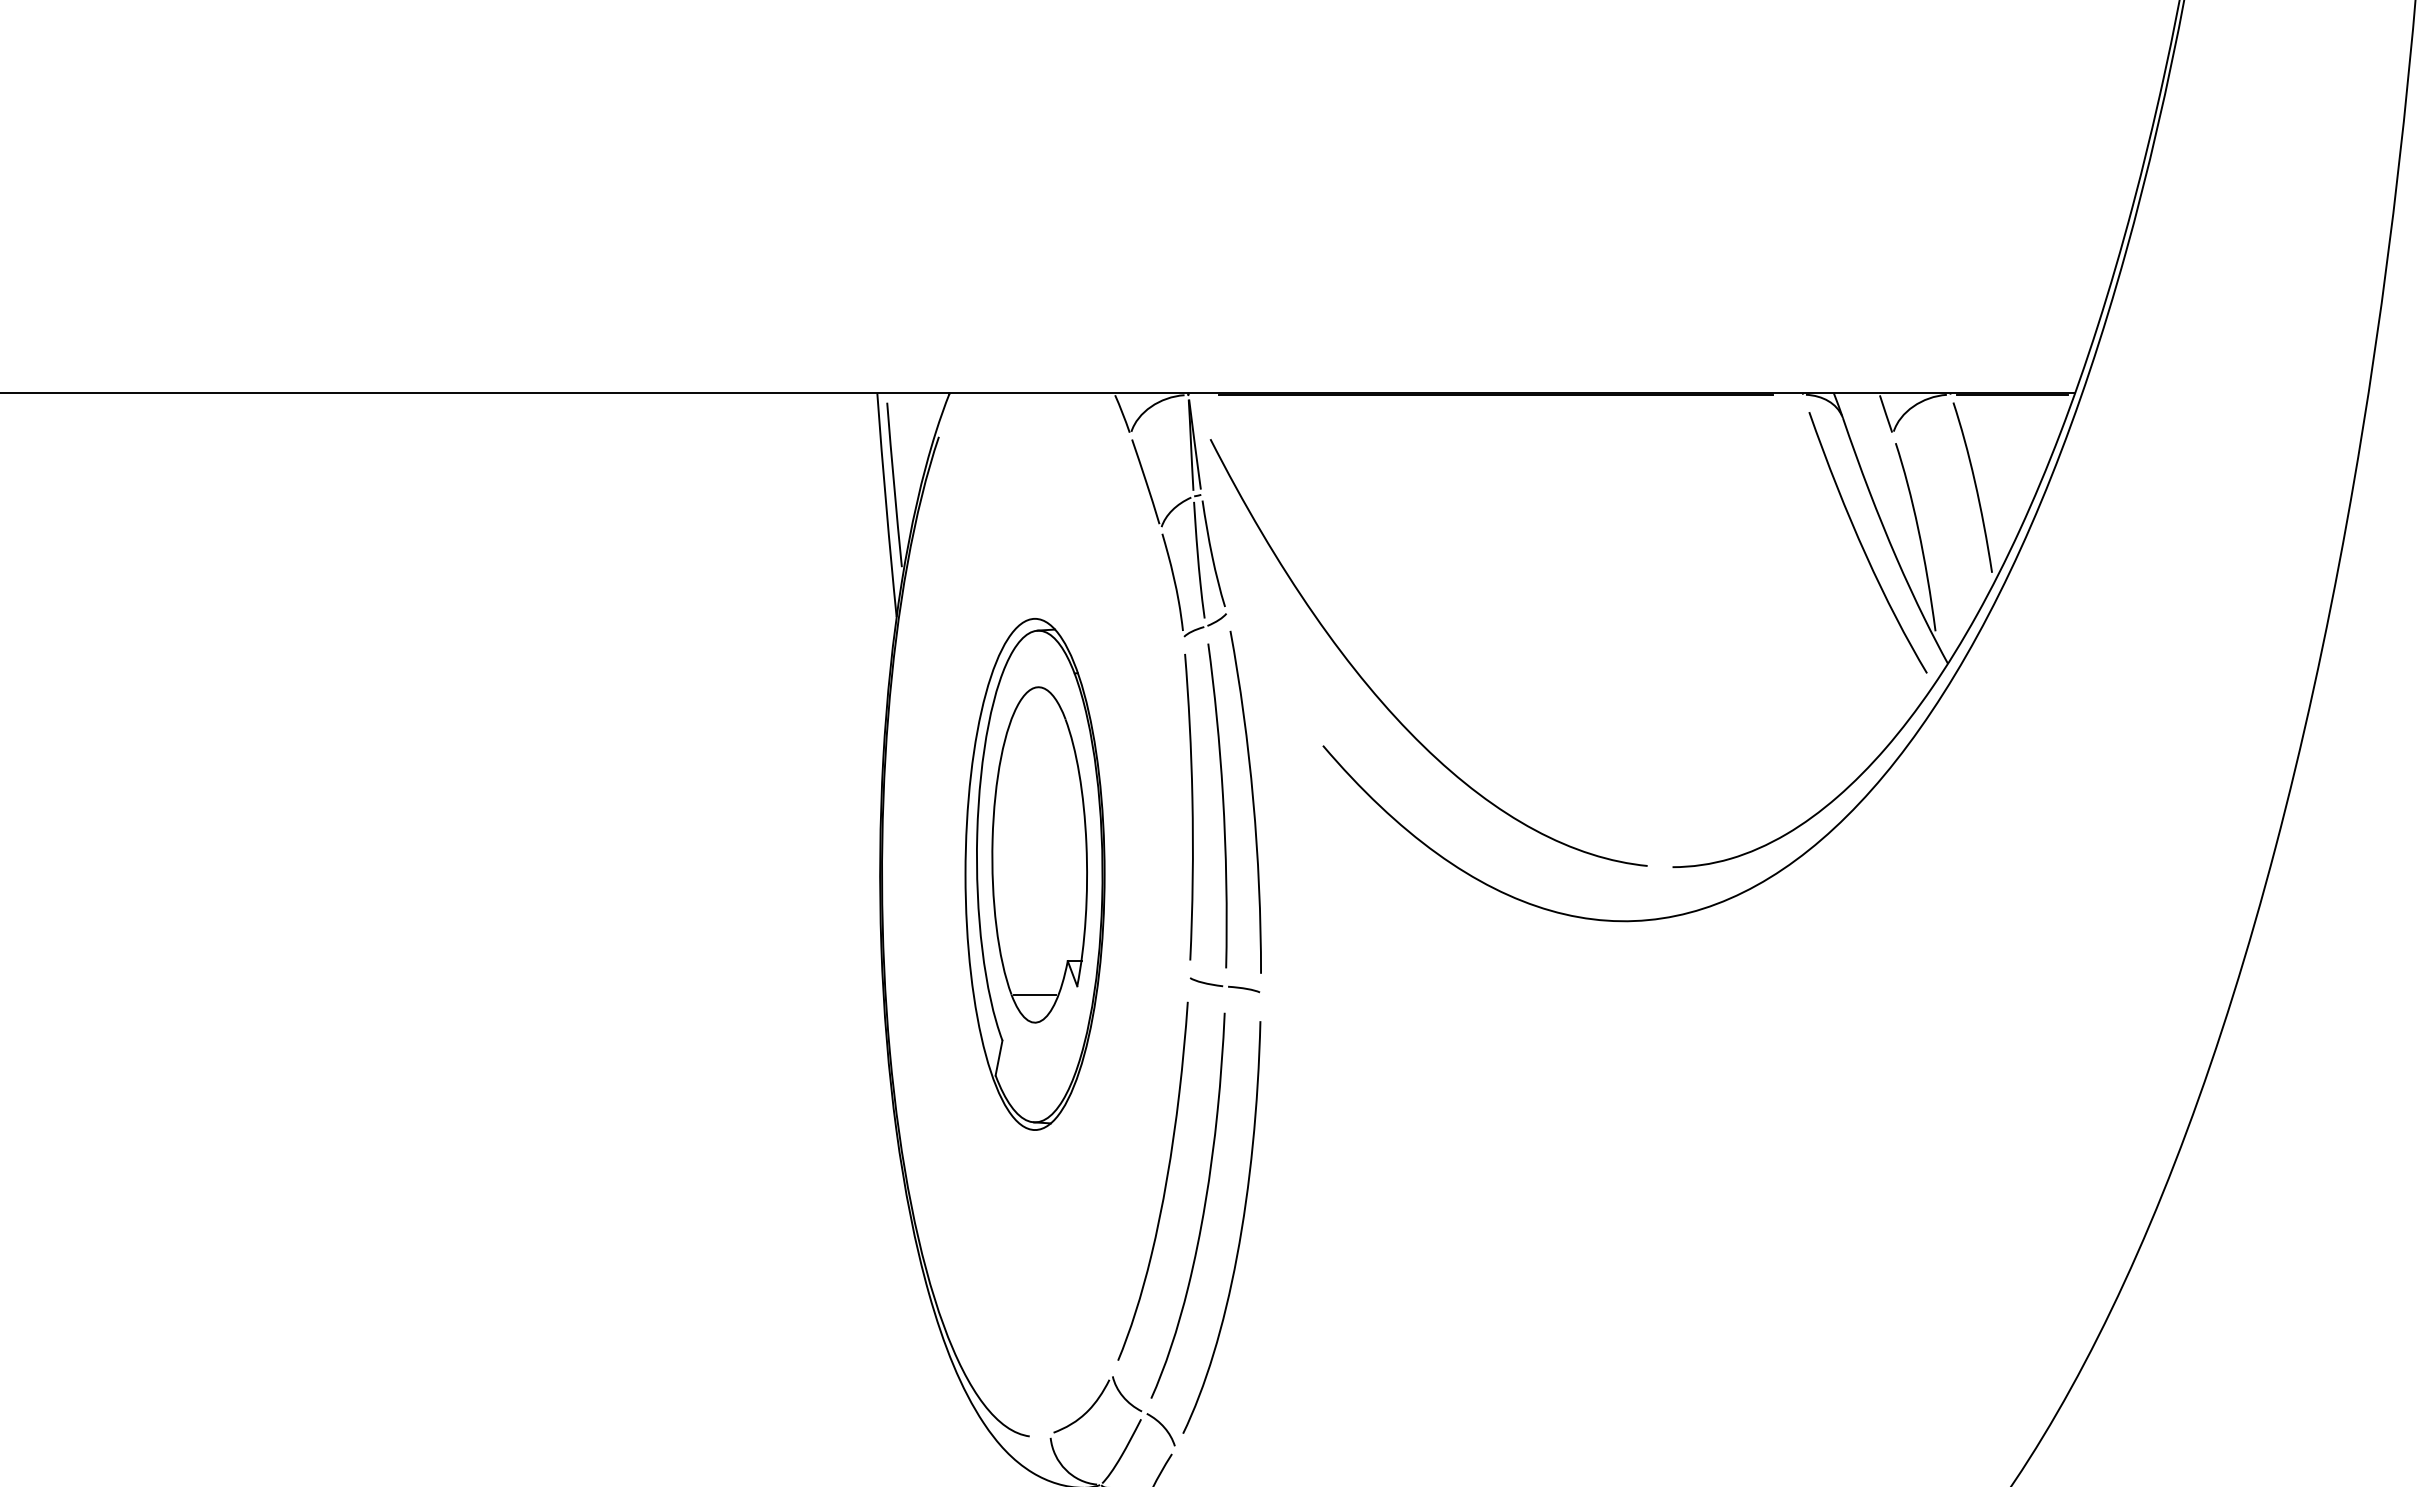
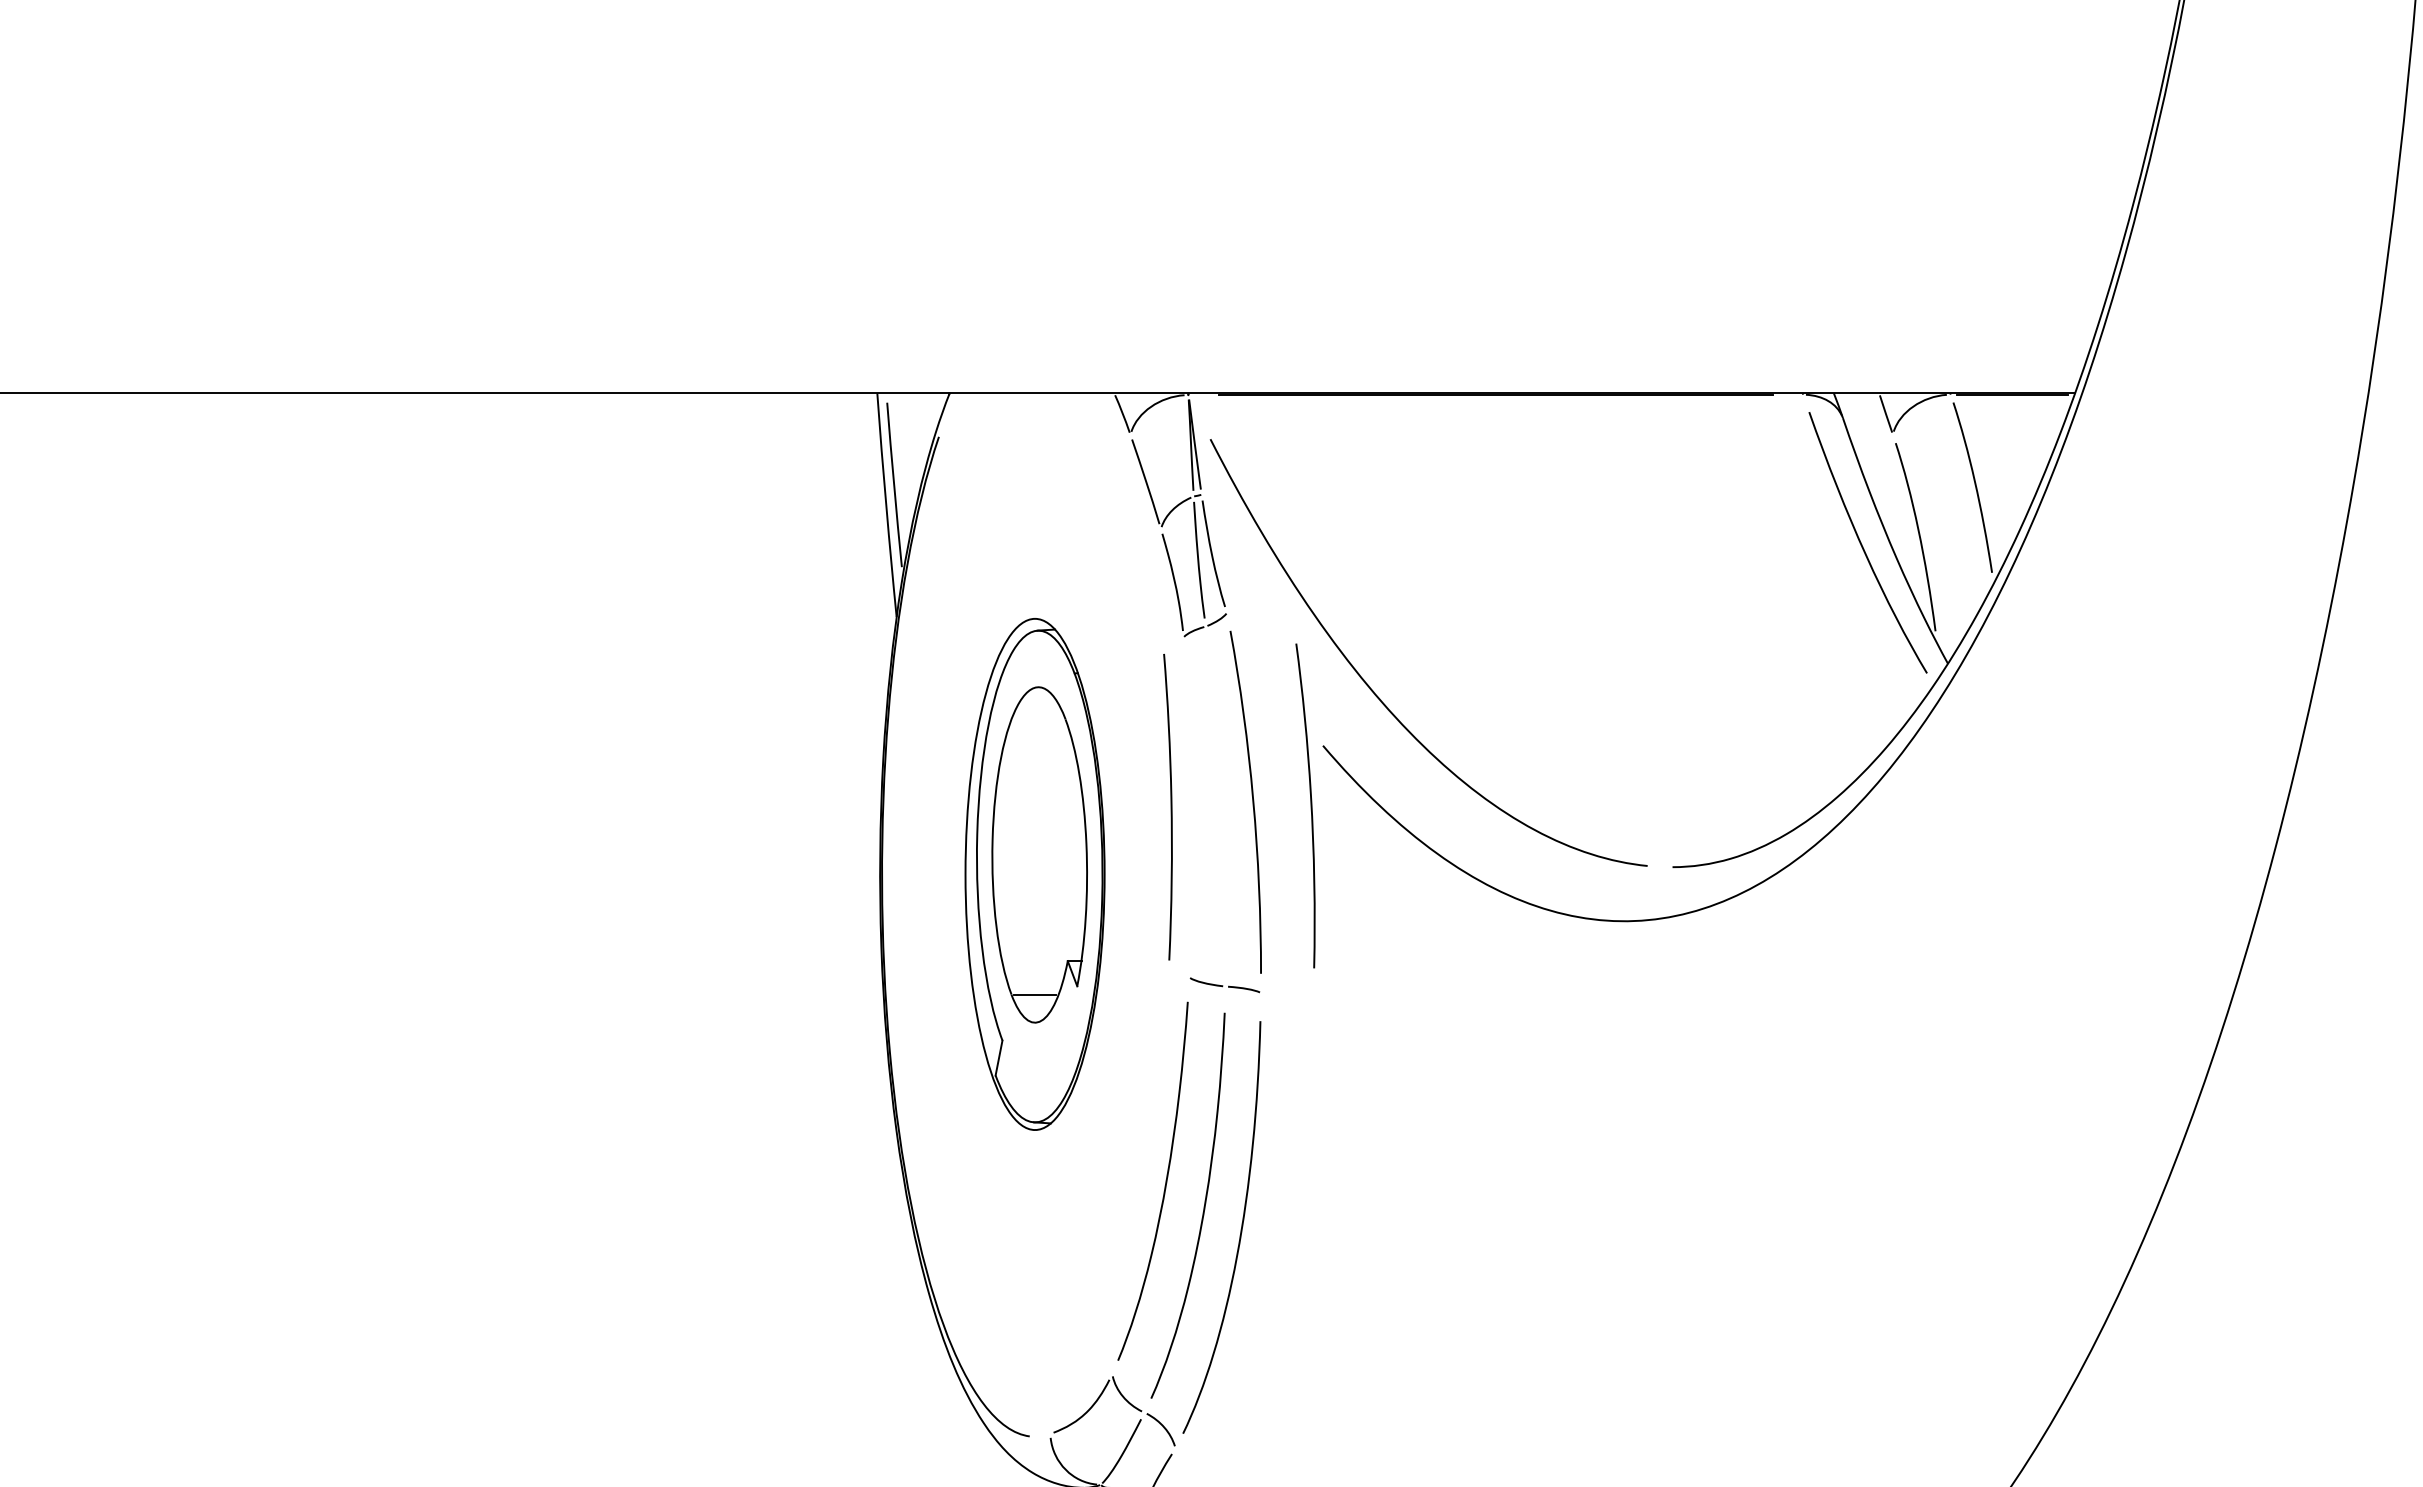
curve position: (1222, 805) -> (1310, 805) (1310, 805)
curve position: (1191, 806) -> (1170, 806) (1170, 806)
